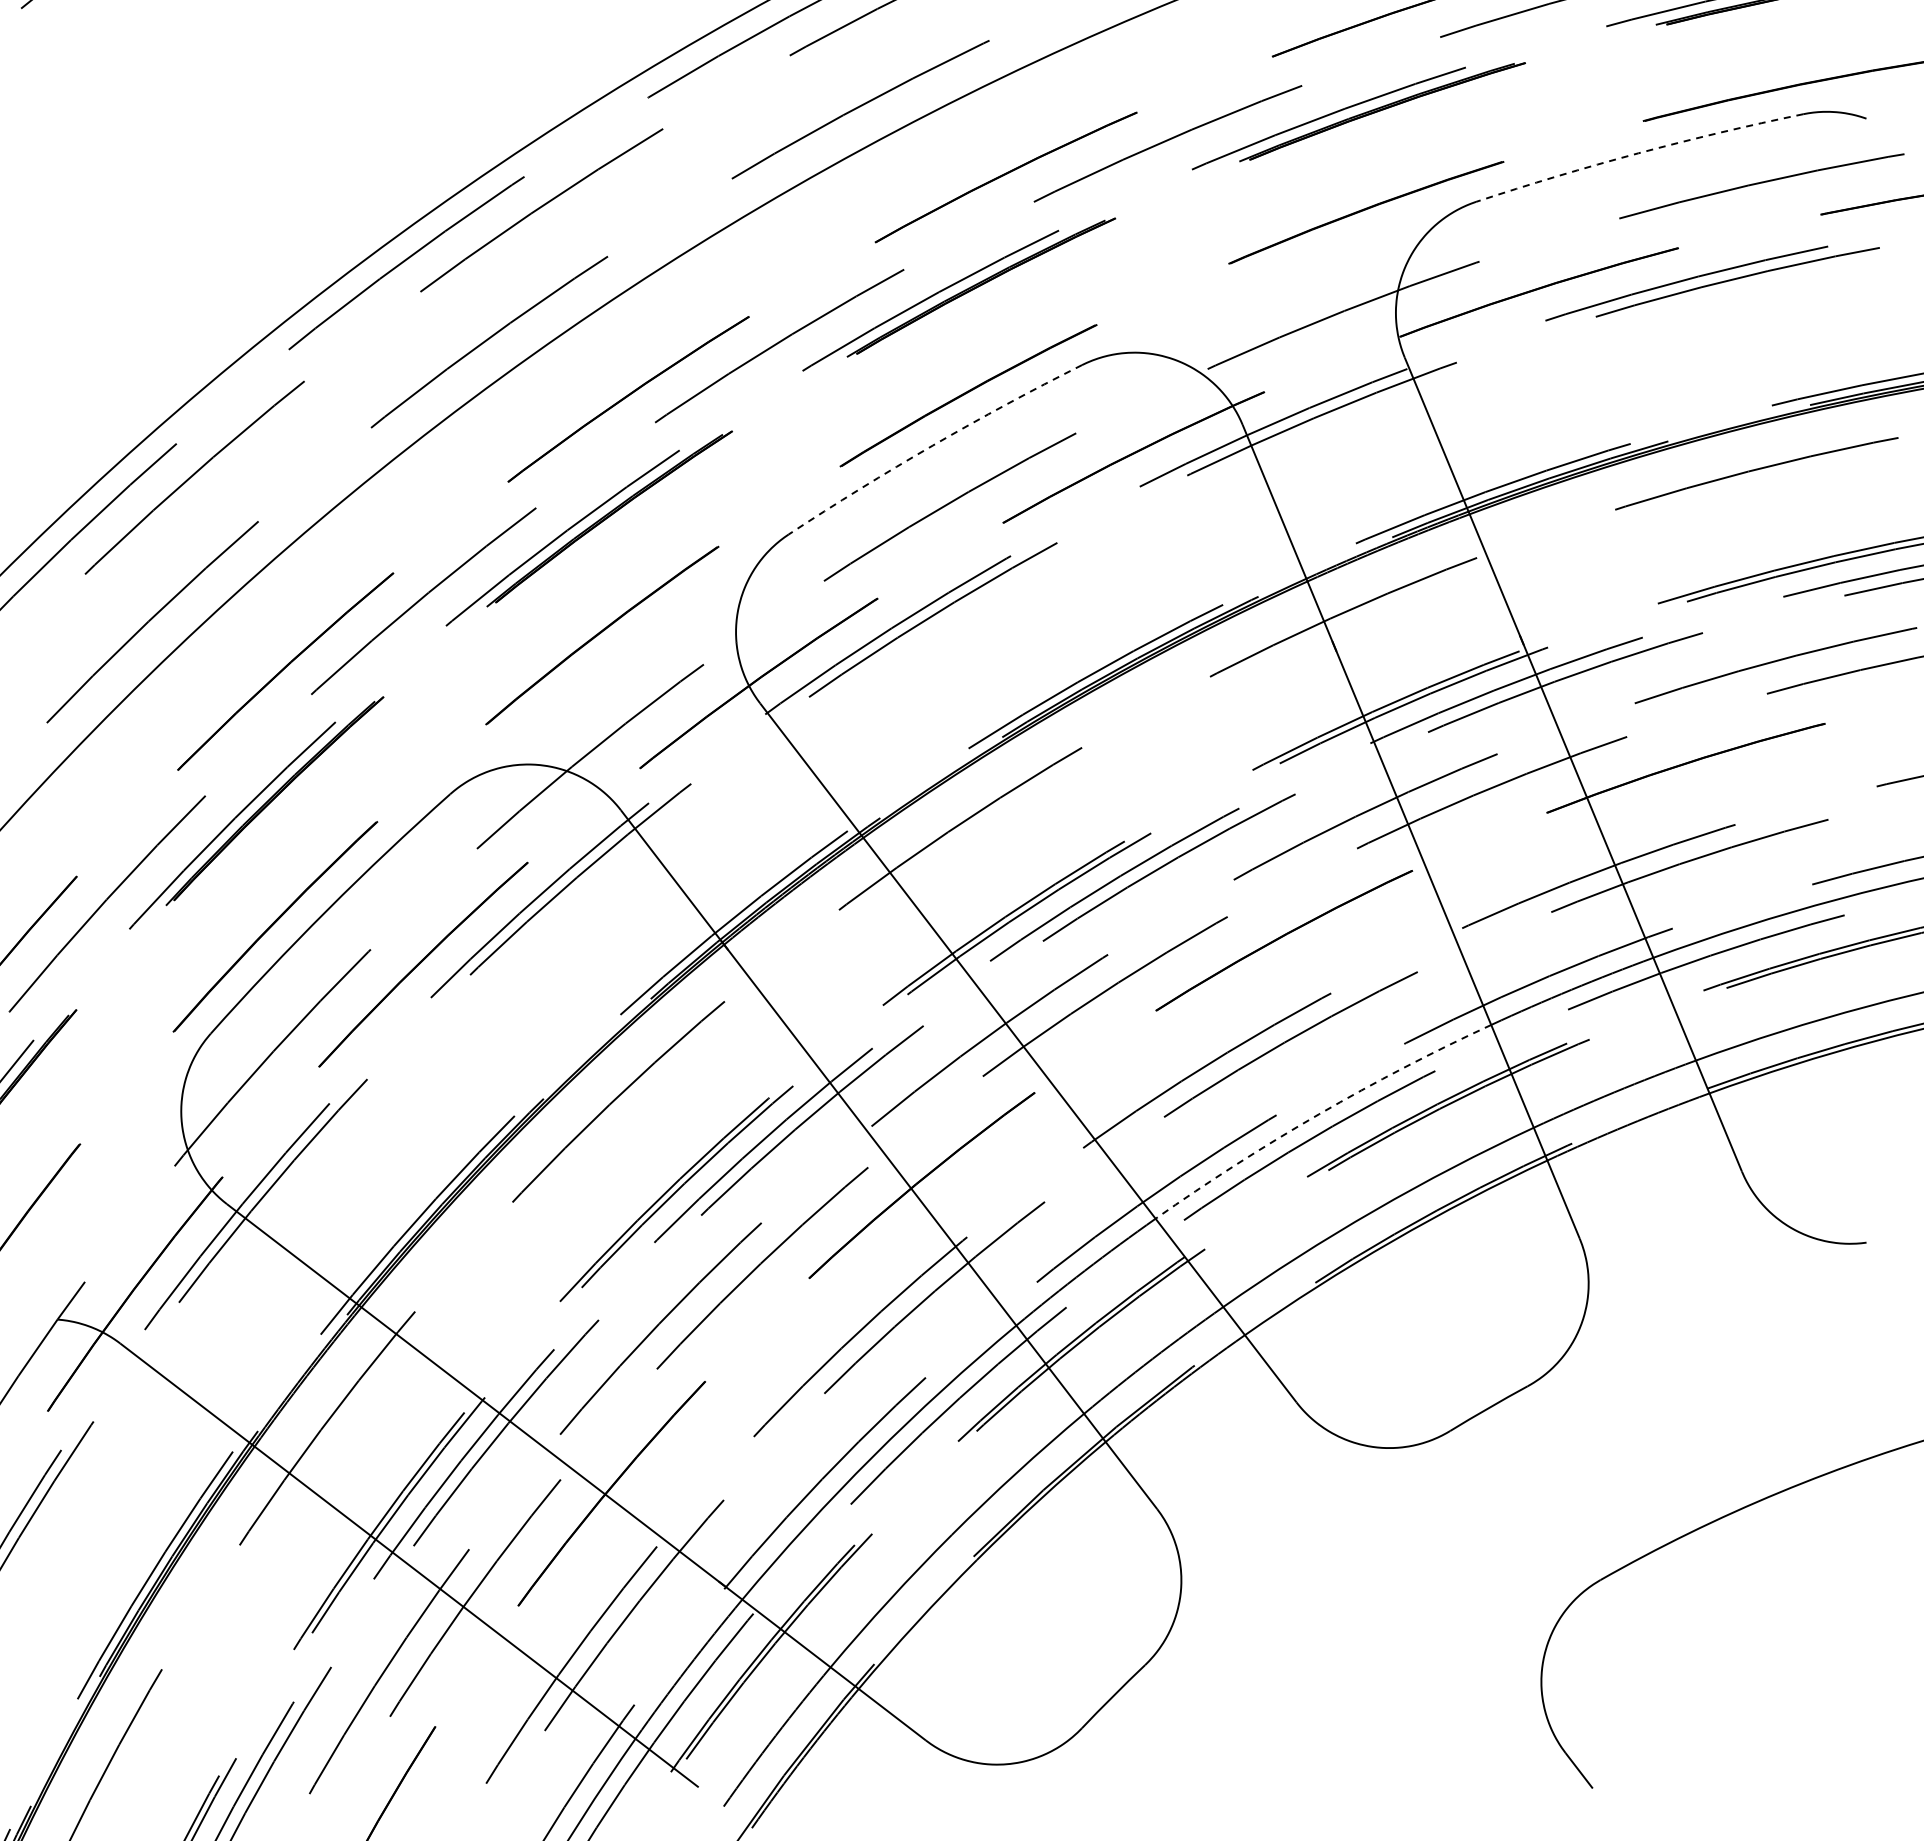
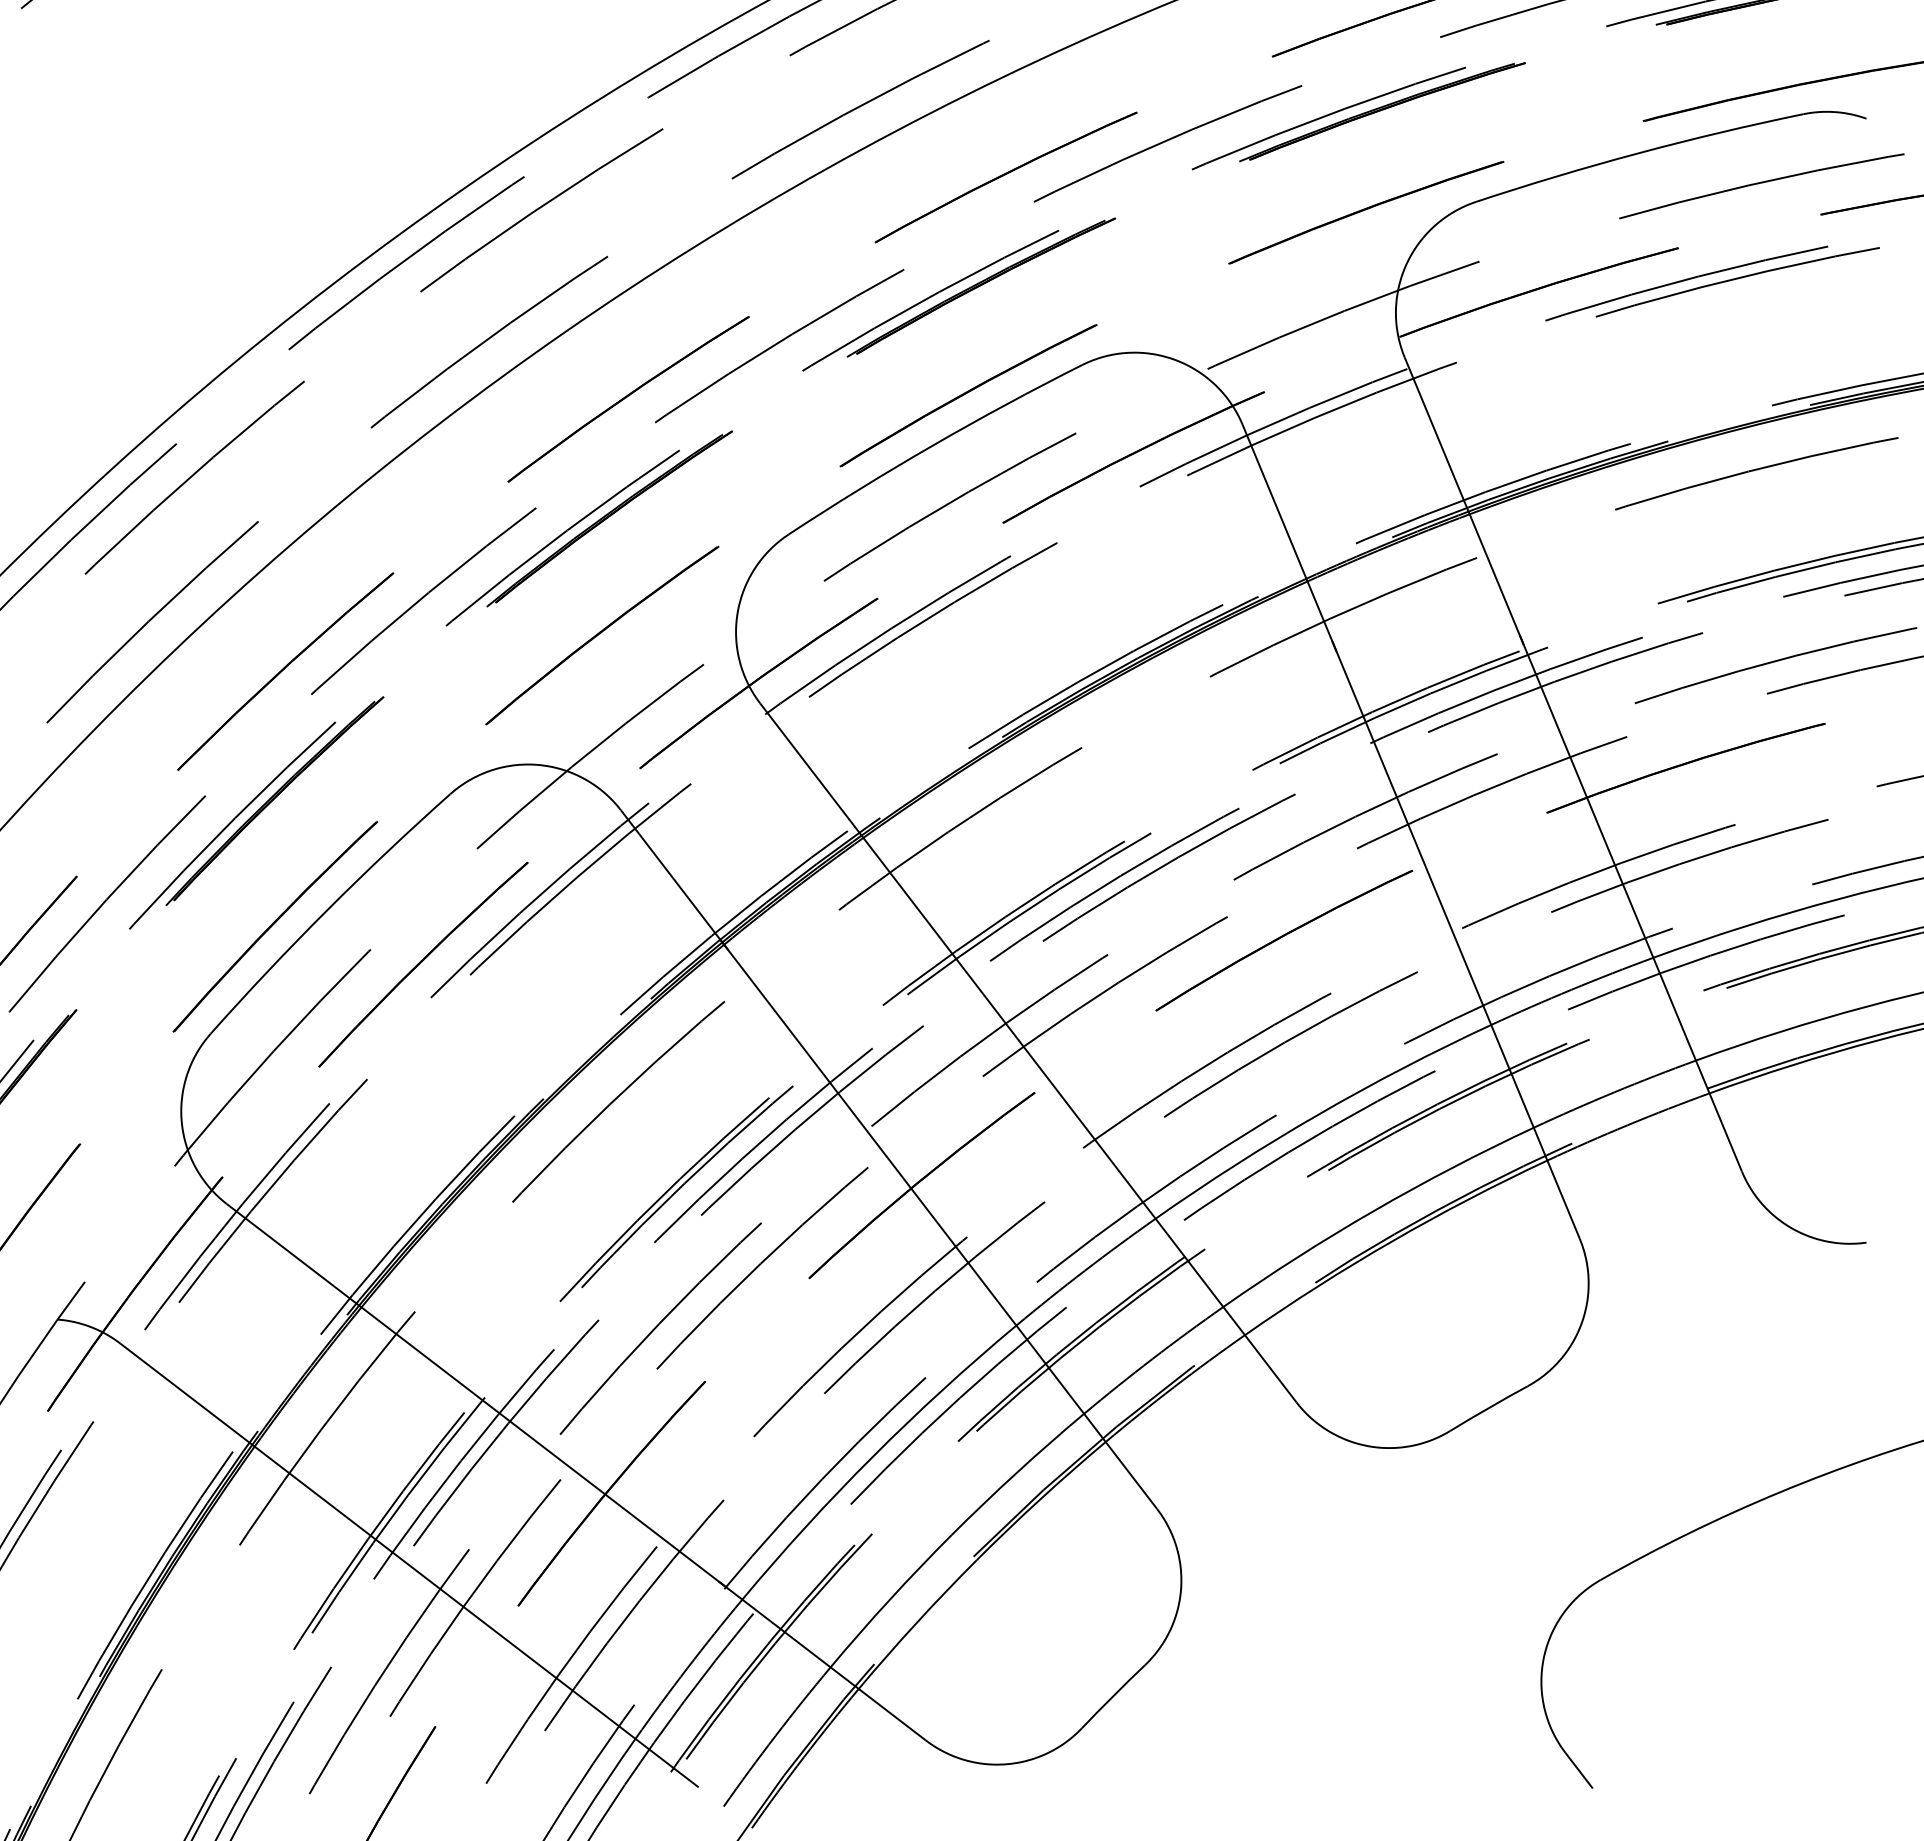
arc: dashed -> solid (1638, 153)
arc: dashed -> solid (932, 445)
arc: dashed -> solid (1319, 1114)
